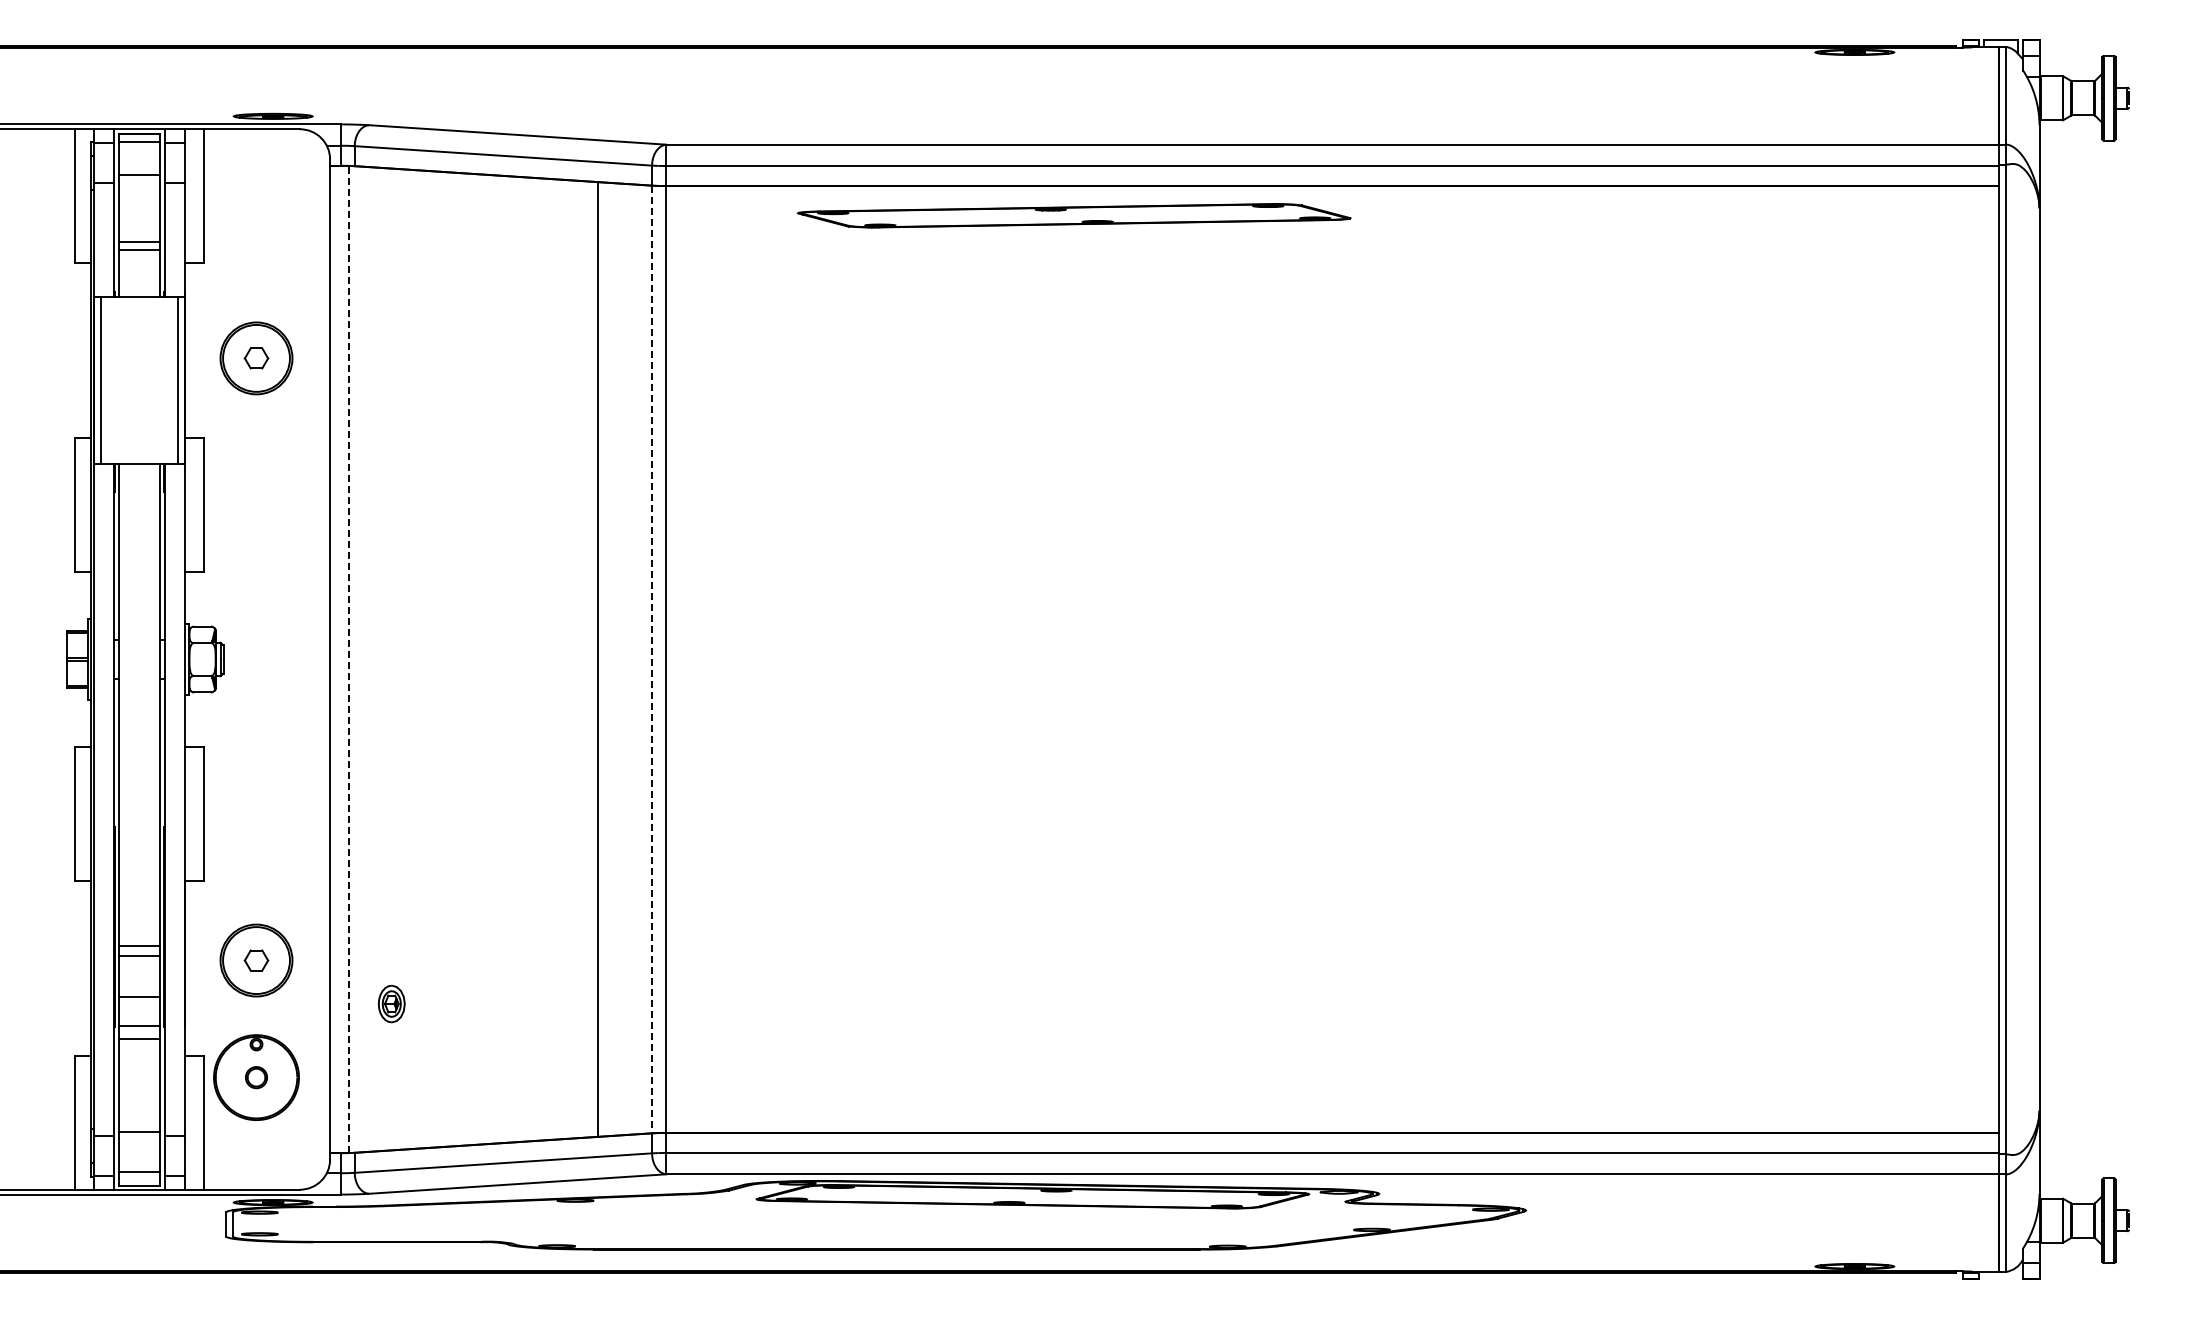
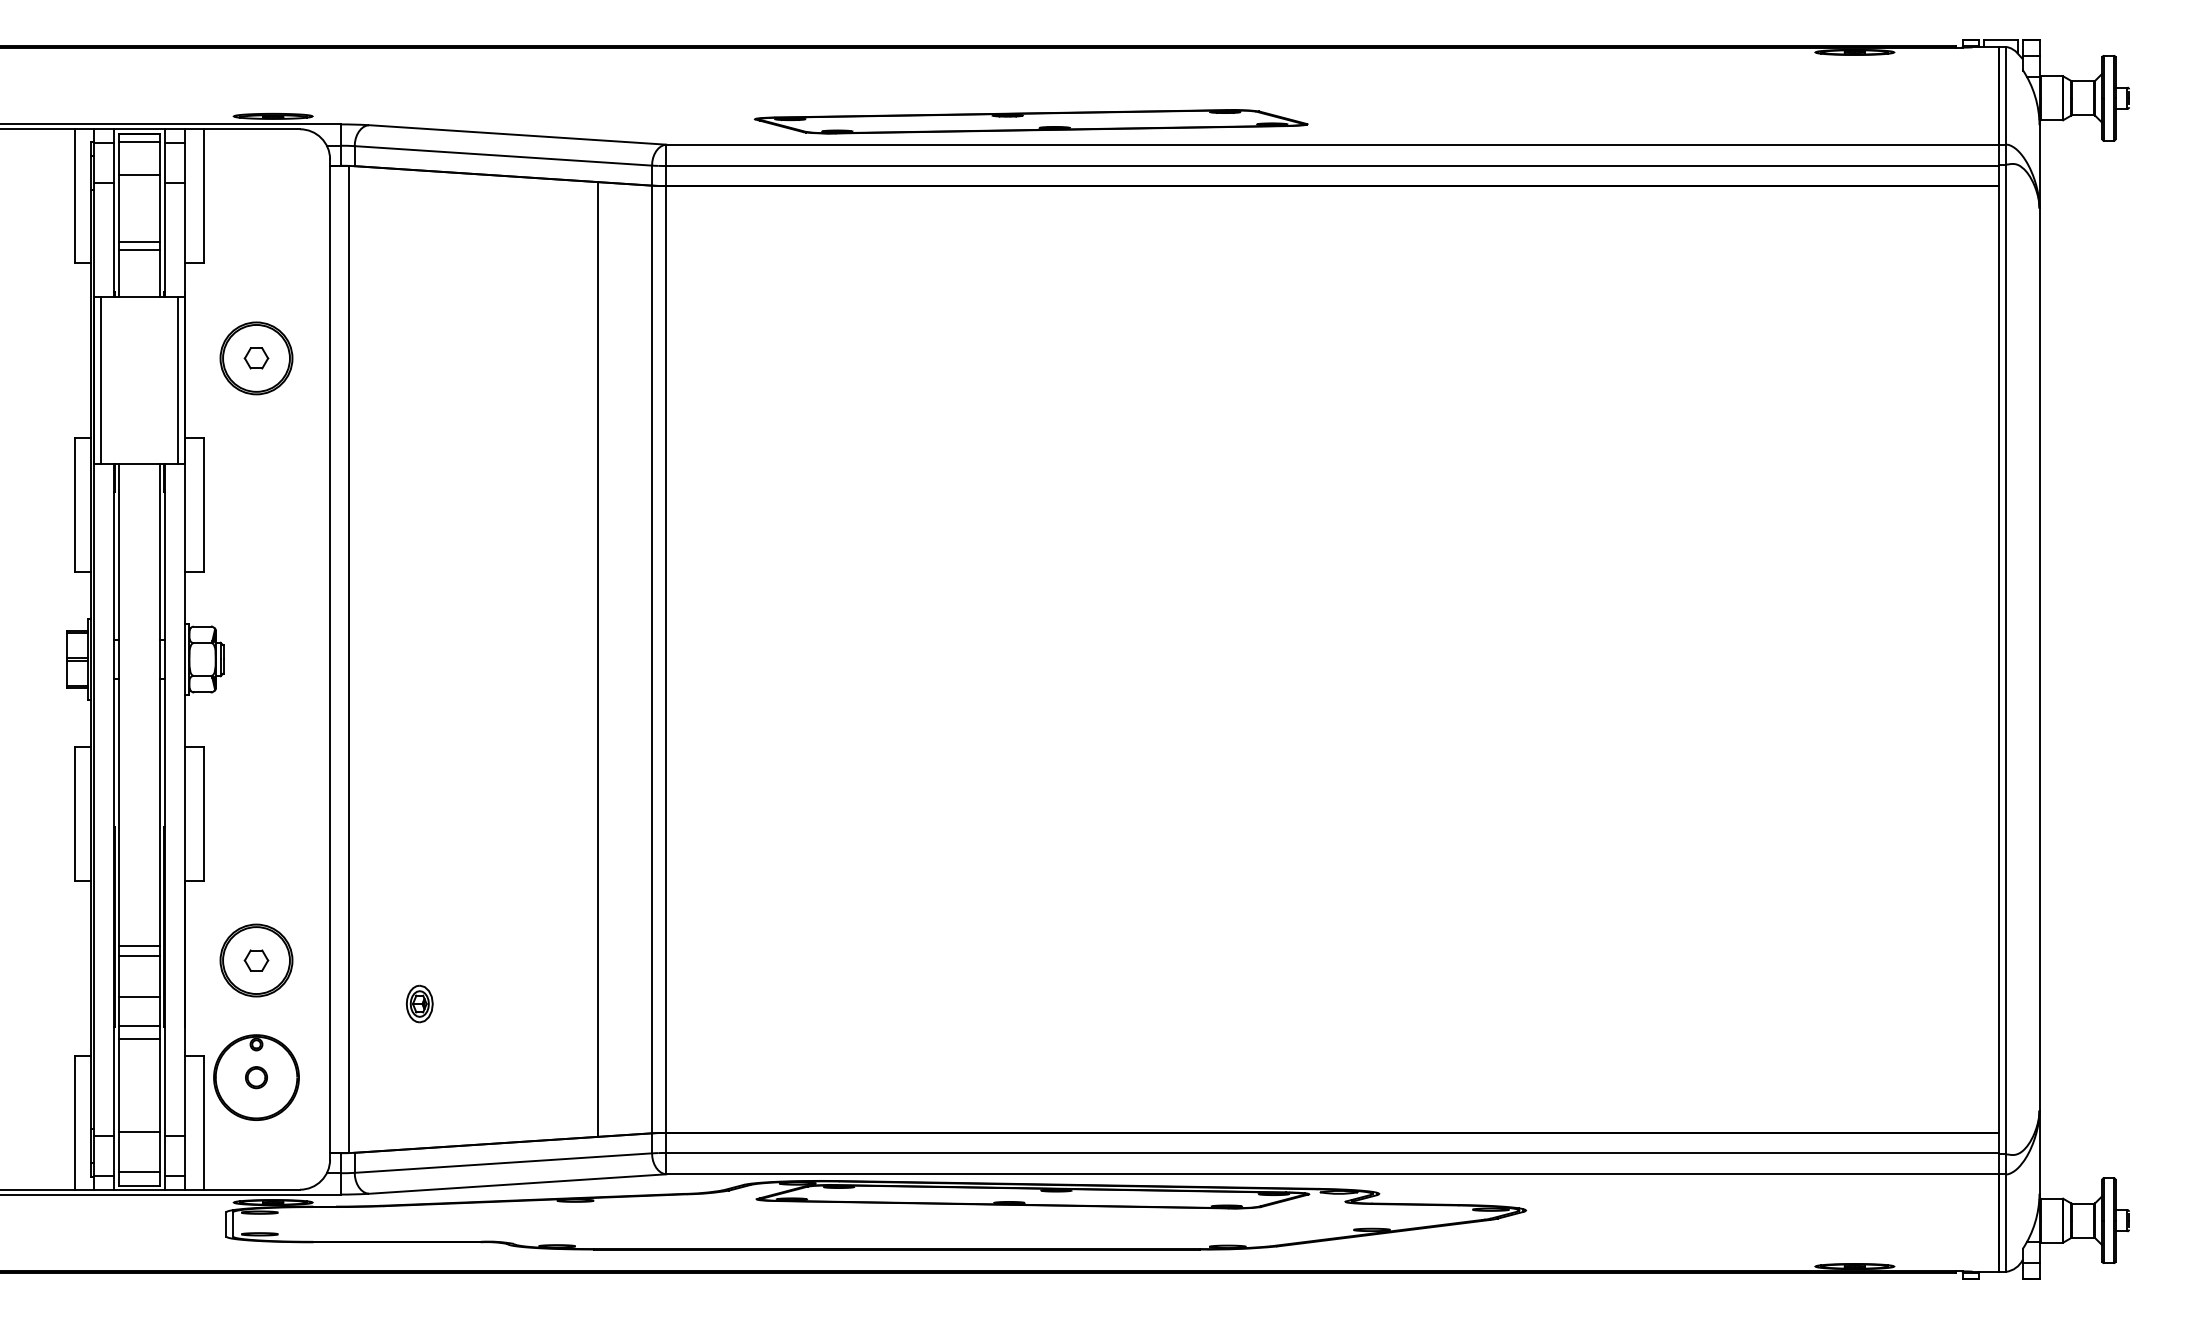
part position: (1073, 215) -> (1030, 121) (1030, 121)
line: dashed -> solid (348, 659)
line: dashed -> solid (652, 659)
part position: (391, 1003) -> (419, 1003) (419, 1003)
